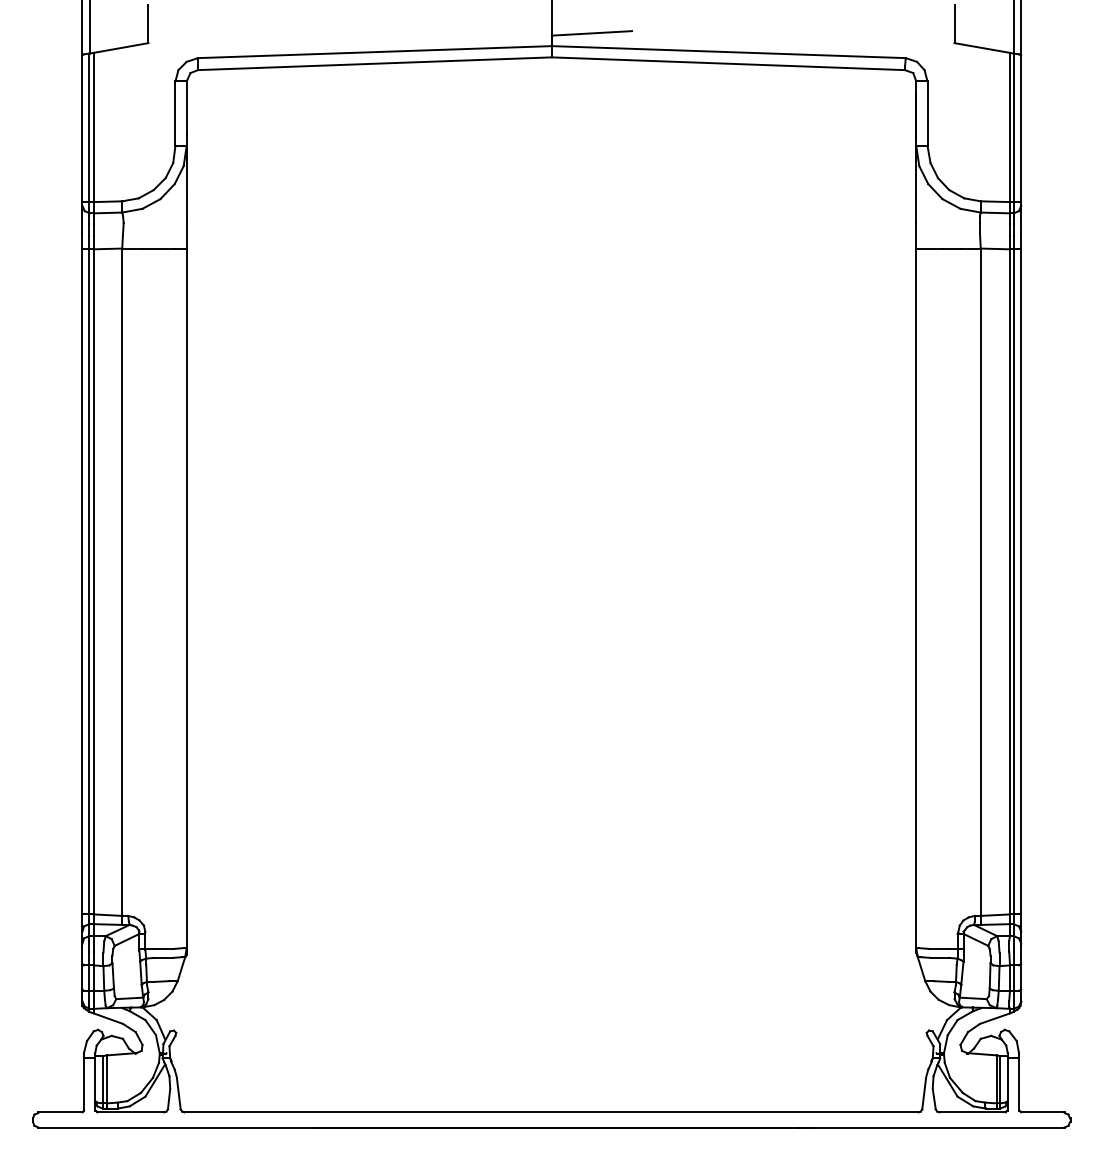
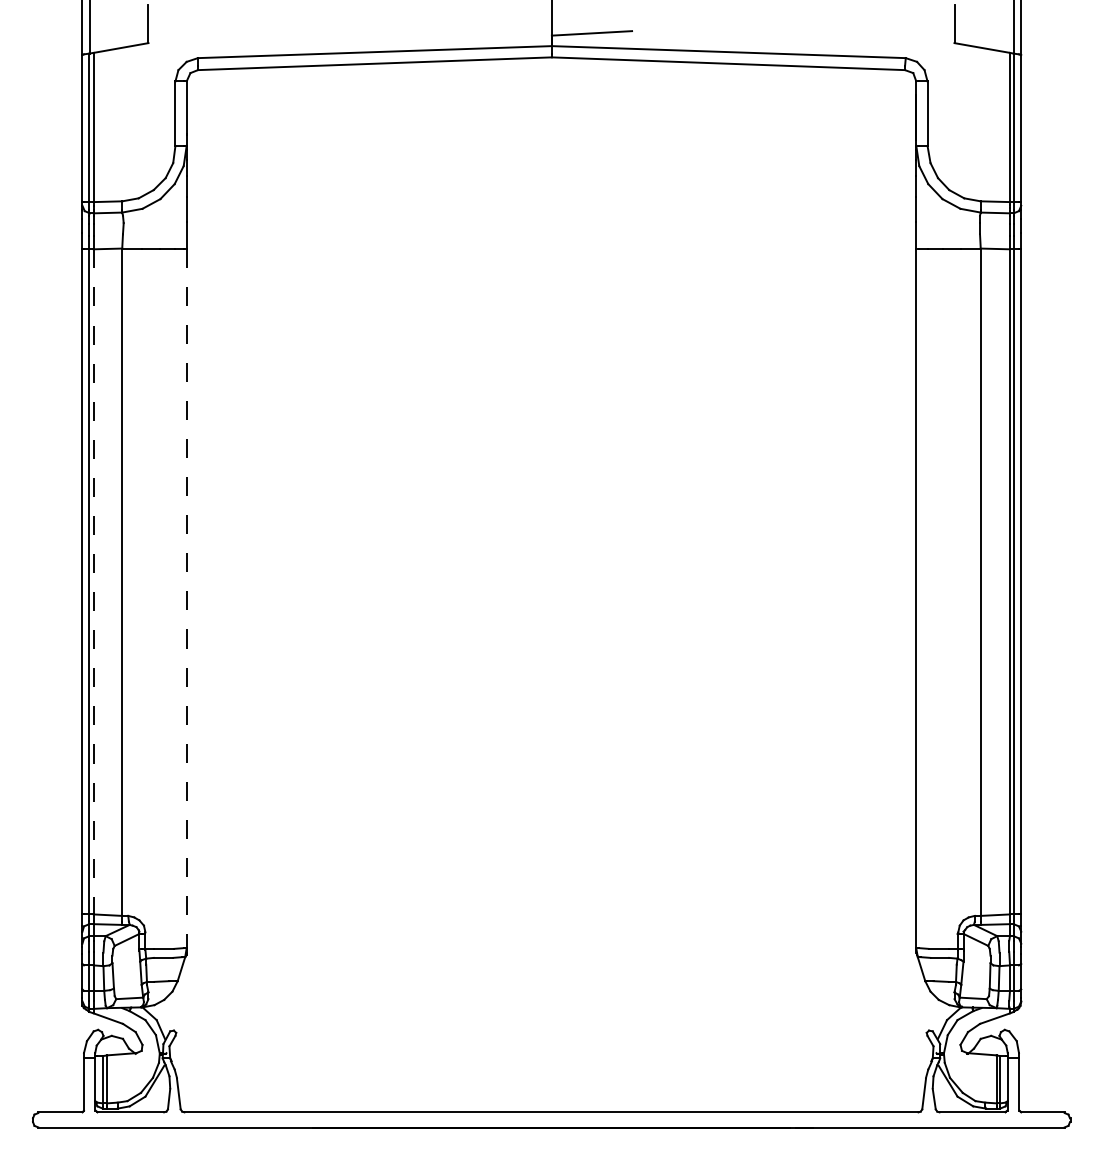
line: solid -> dashed (93, 581)
line: solid -> dashed (186, 598)
